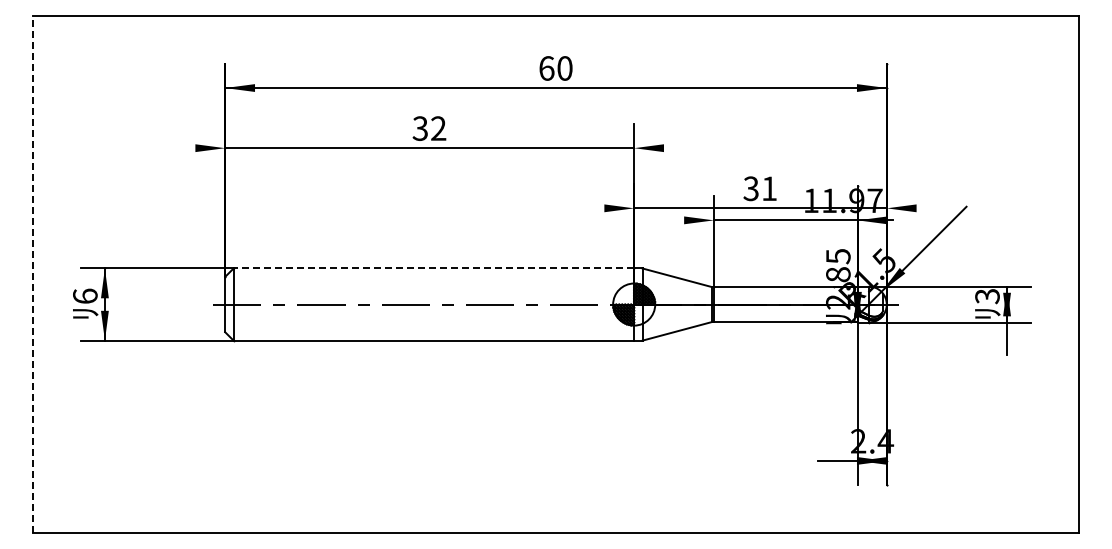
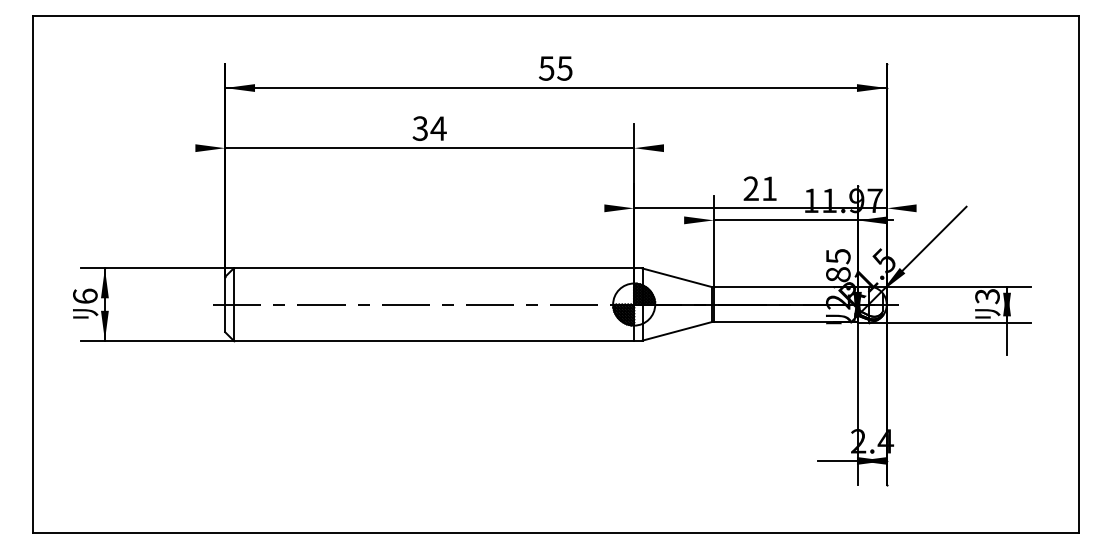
text: 60 -> 55 (555, 68)
text: 32 -> 34 (438, 128)
text: 31 -> 21 (750, 188)
line: dashed -> solid (433, 268)
line: dashed -> solid (33, 274)
